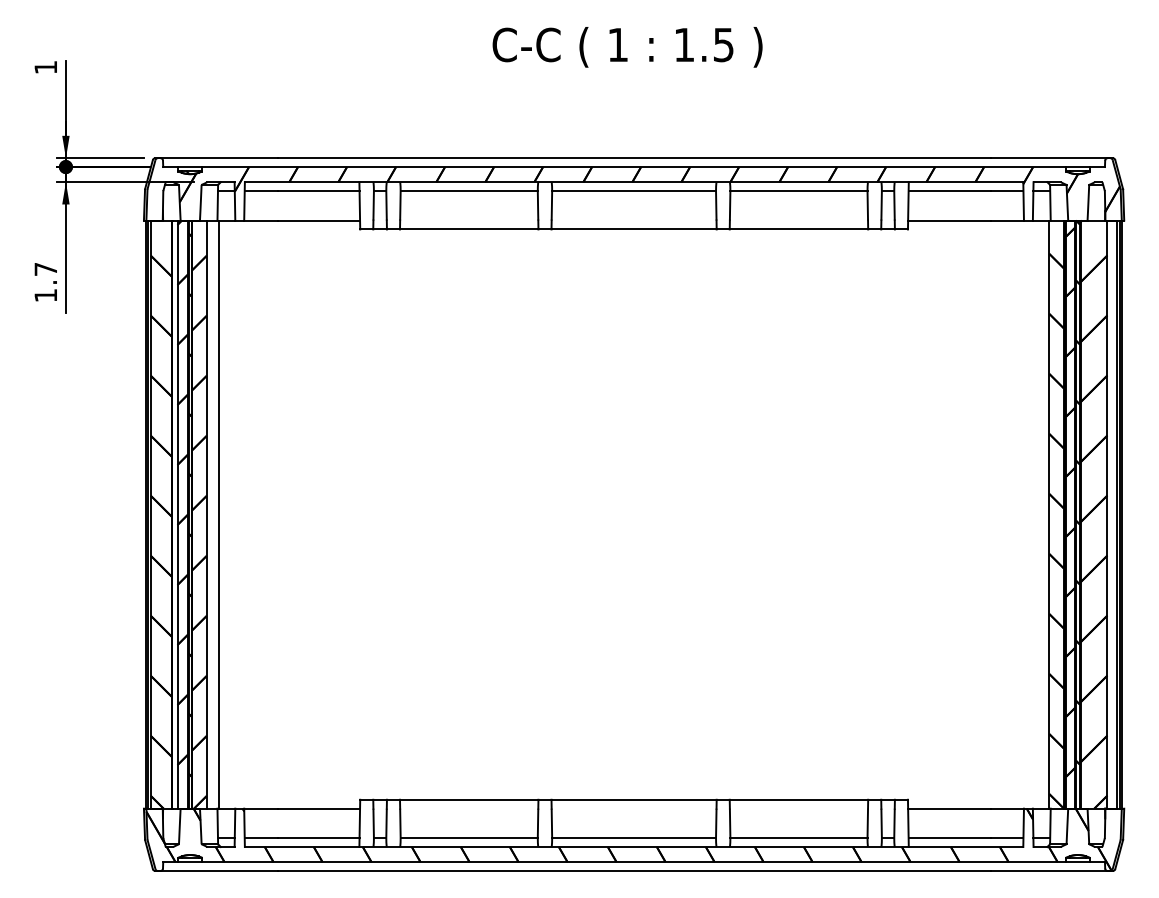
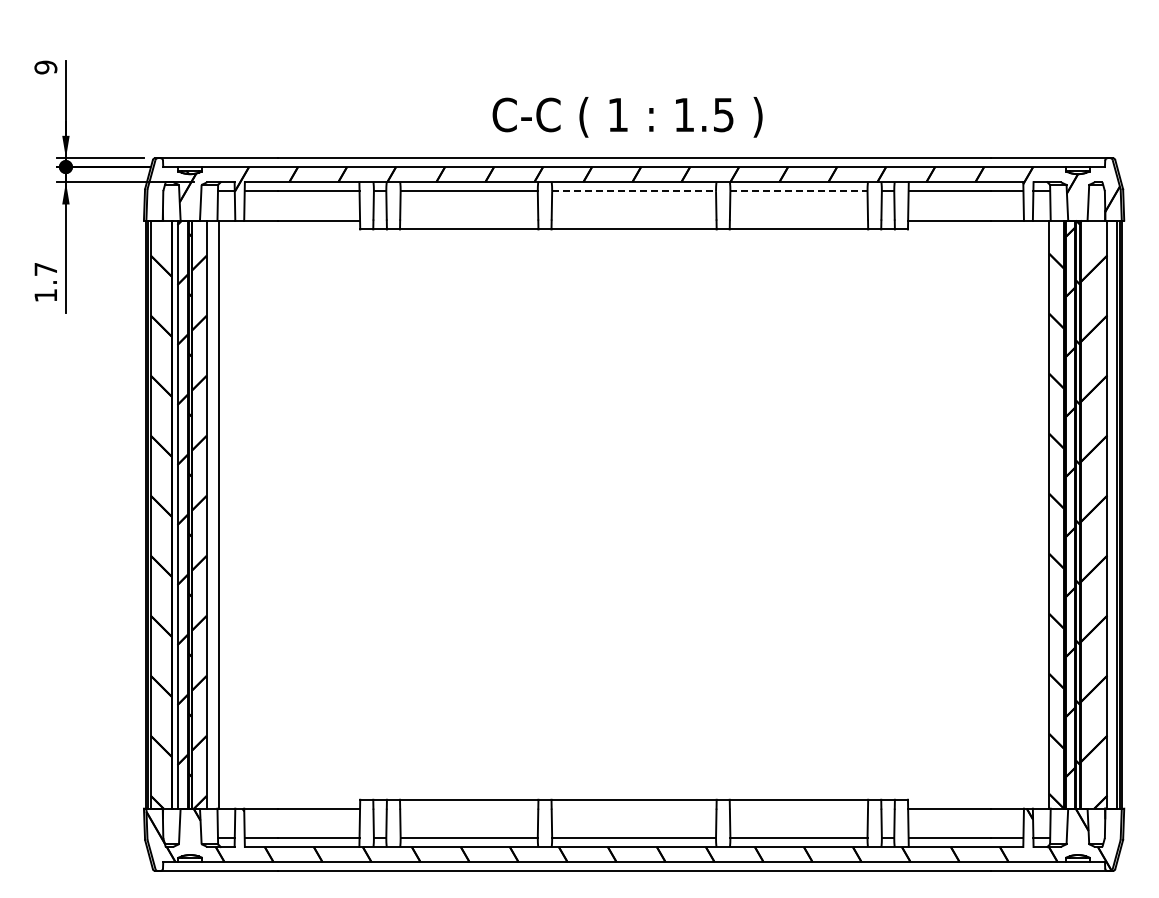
text position: (627, 47) -> (627, 117) (627, 117)
text: 1 -> 9 (45, 67)
line: solid -> dashed (634, 191)
line: solid -> dashed (798, 191)
